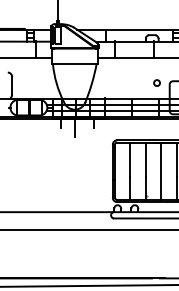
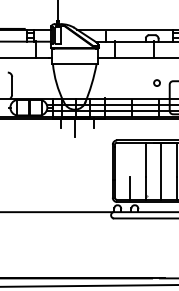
line: present -> none (129, 159)
line: present -> none (88, 229)
